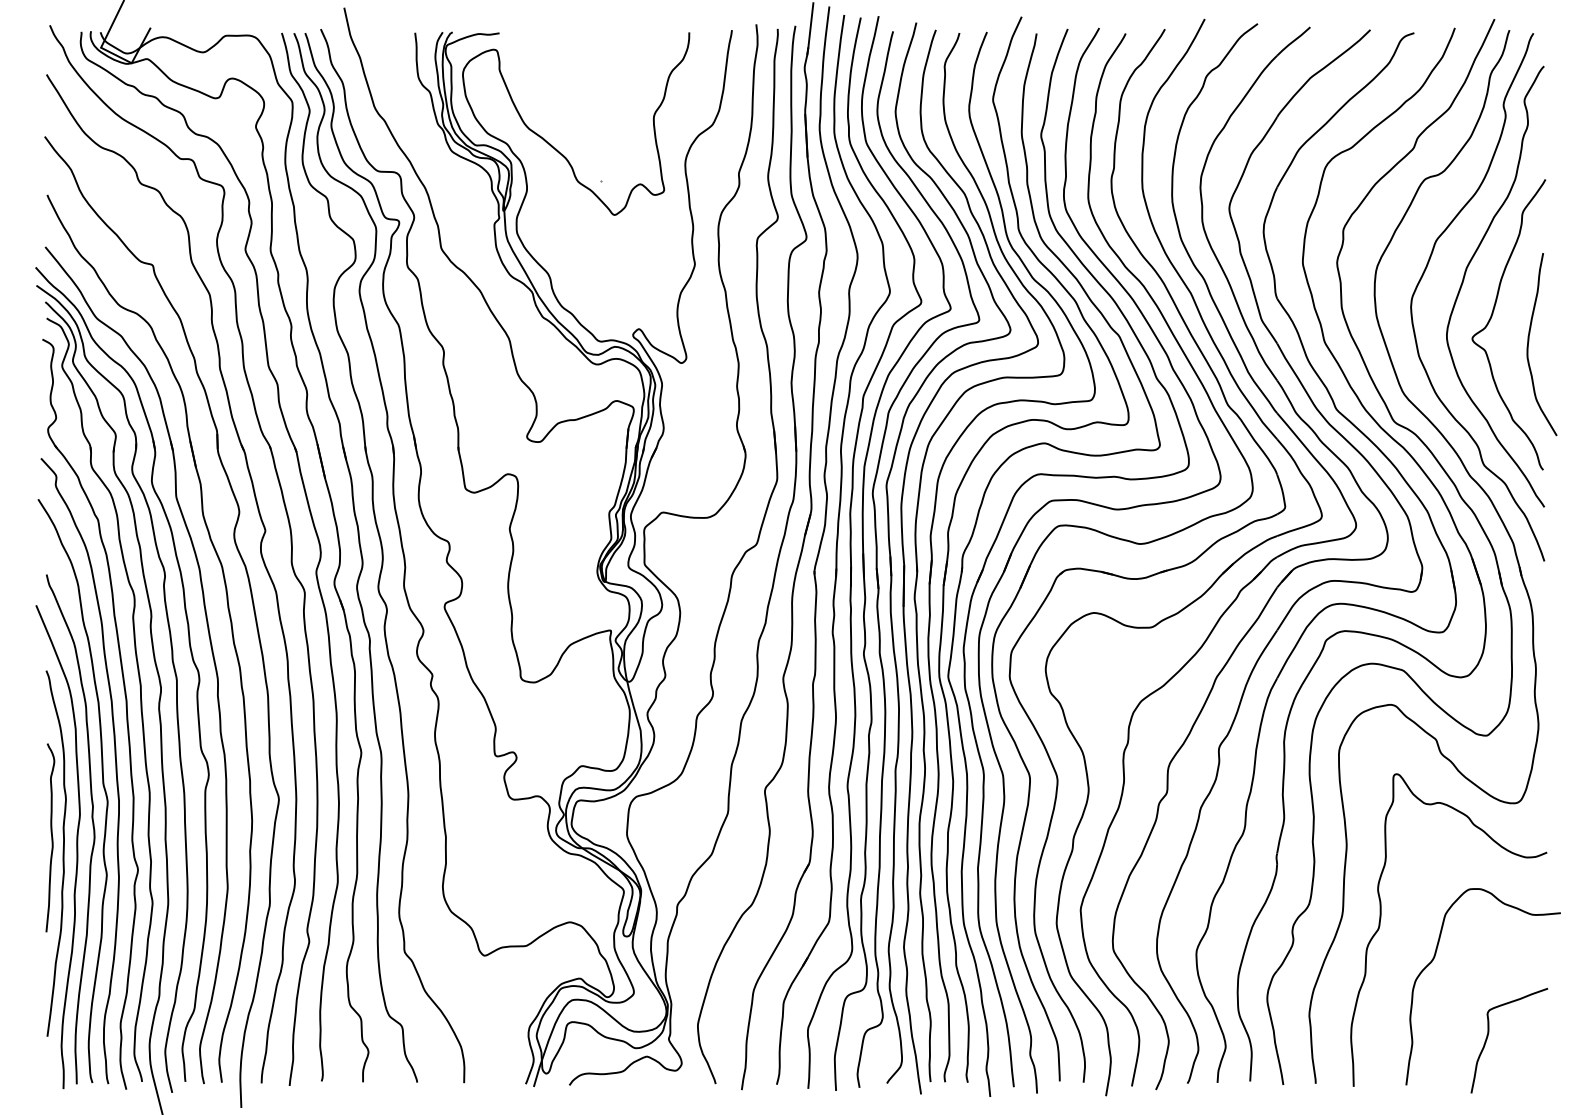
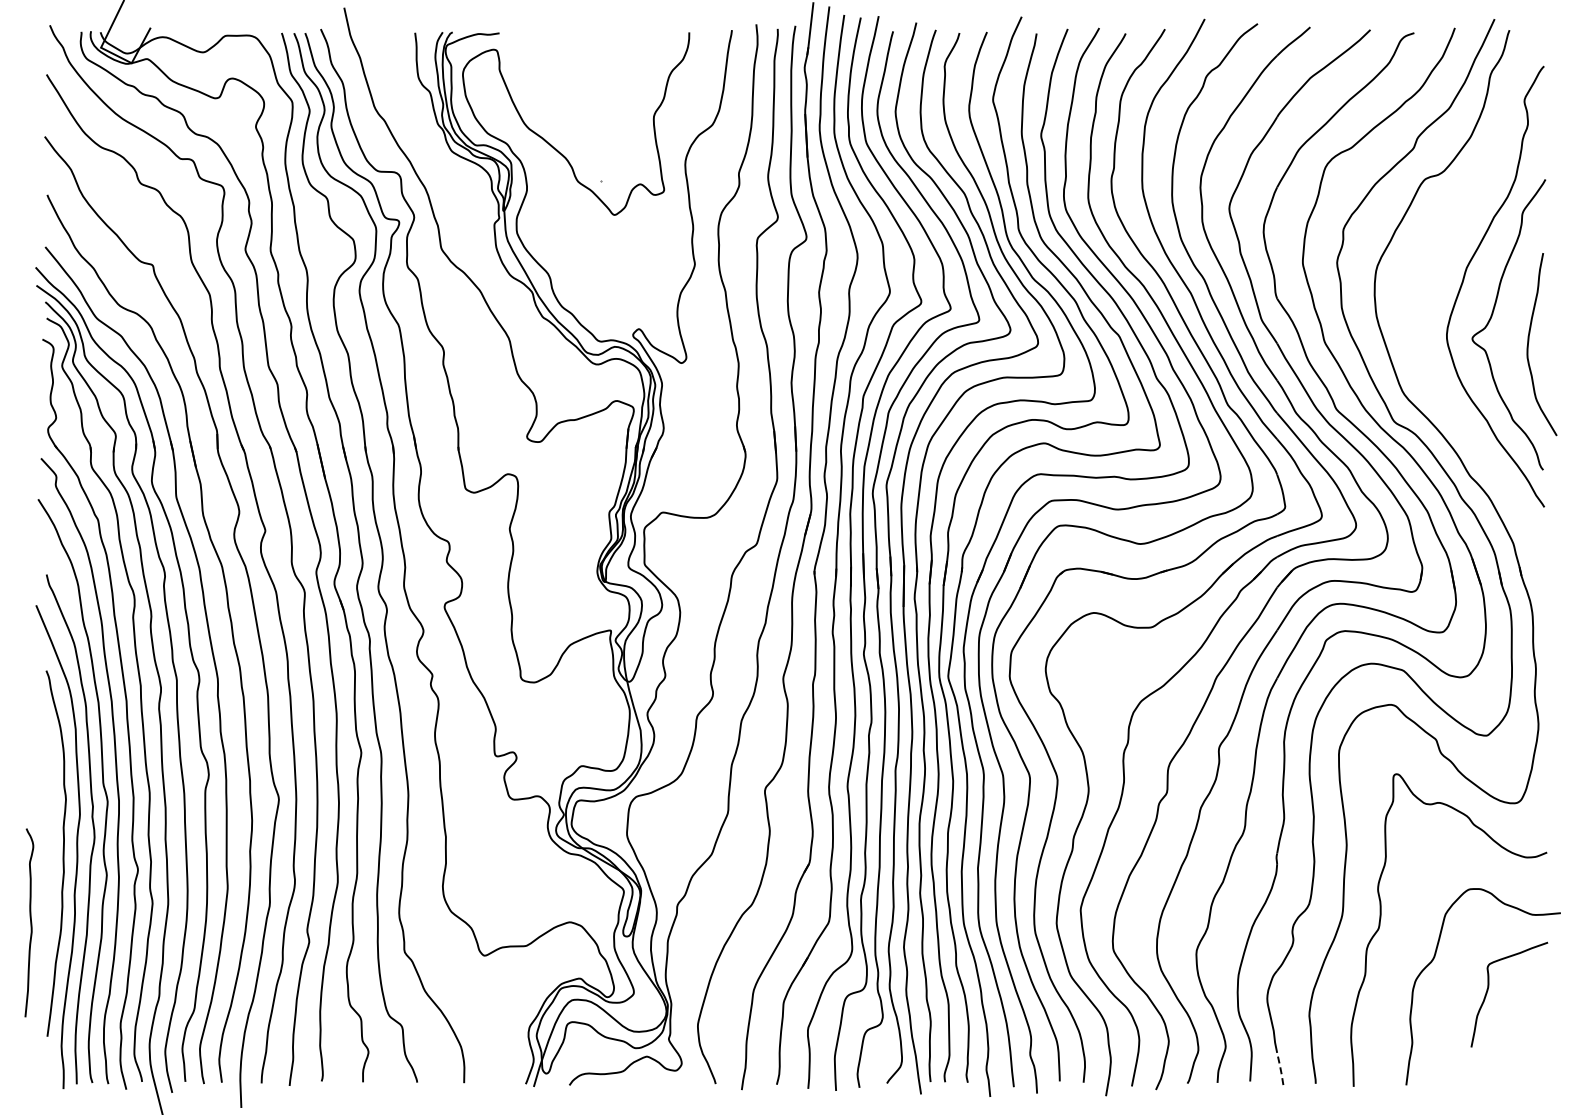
curve: present -> none (1425, 271)
curve position: (51, 837) -> (30, 922) (30, 922)
curve position: (1489, 1033) -> (1489, 987) (1489, 987)
line: solid -> dashed (1280, 1069)
